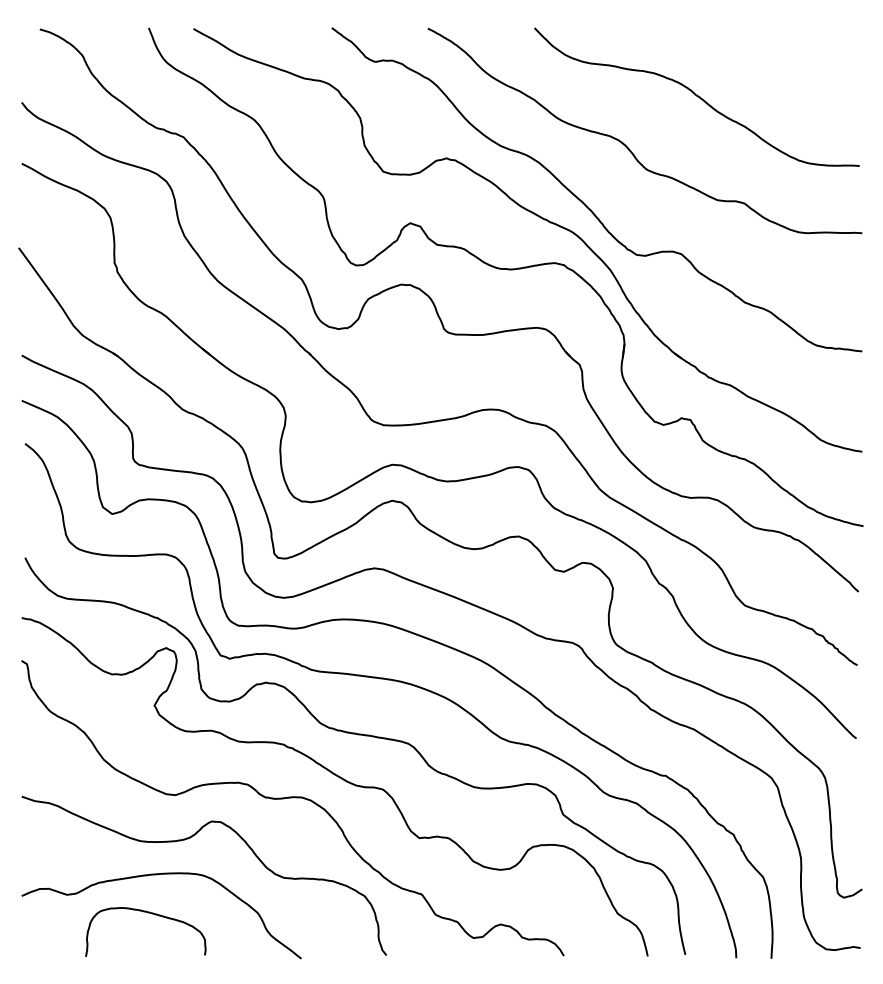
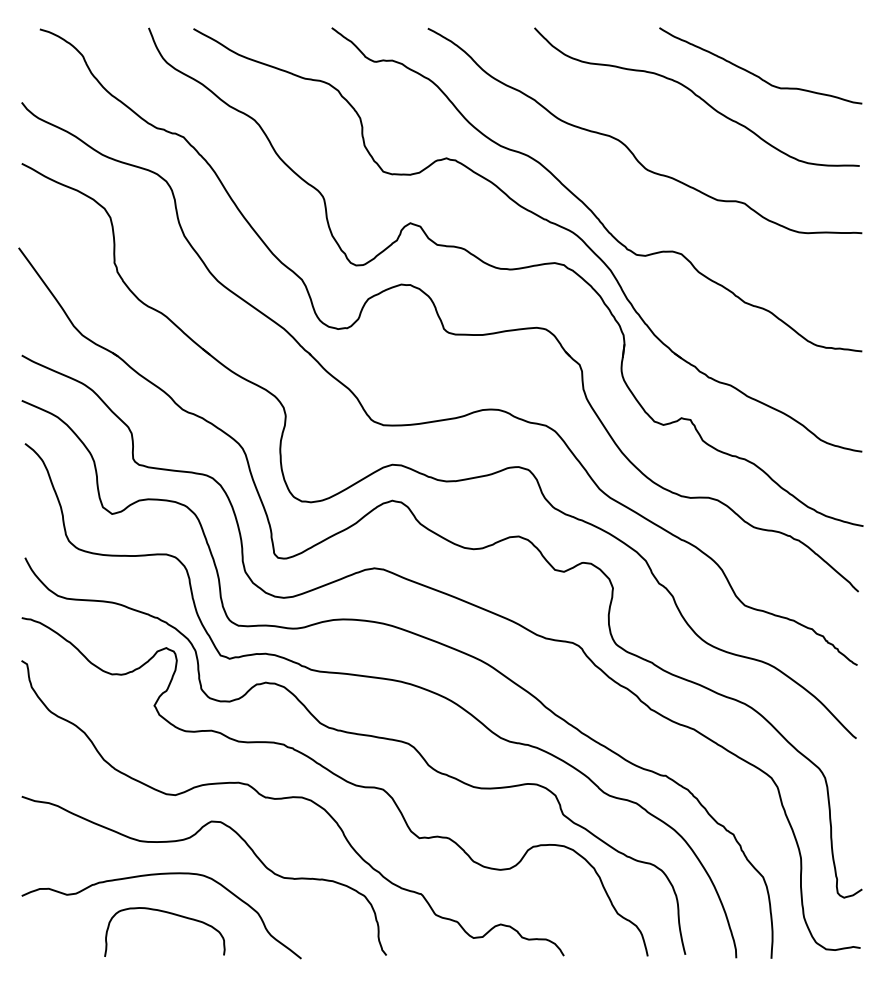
curve: none -> present (756, 74)
curve position: (151, 914) -> (170, 914) (170, 914)
